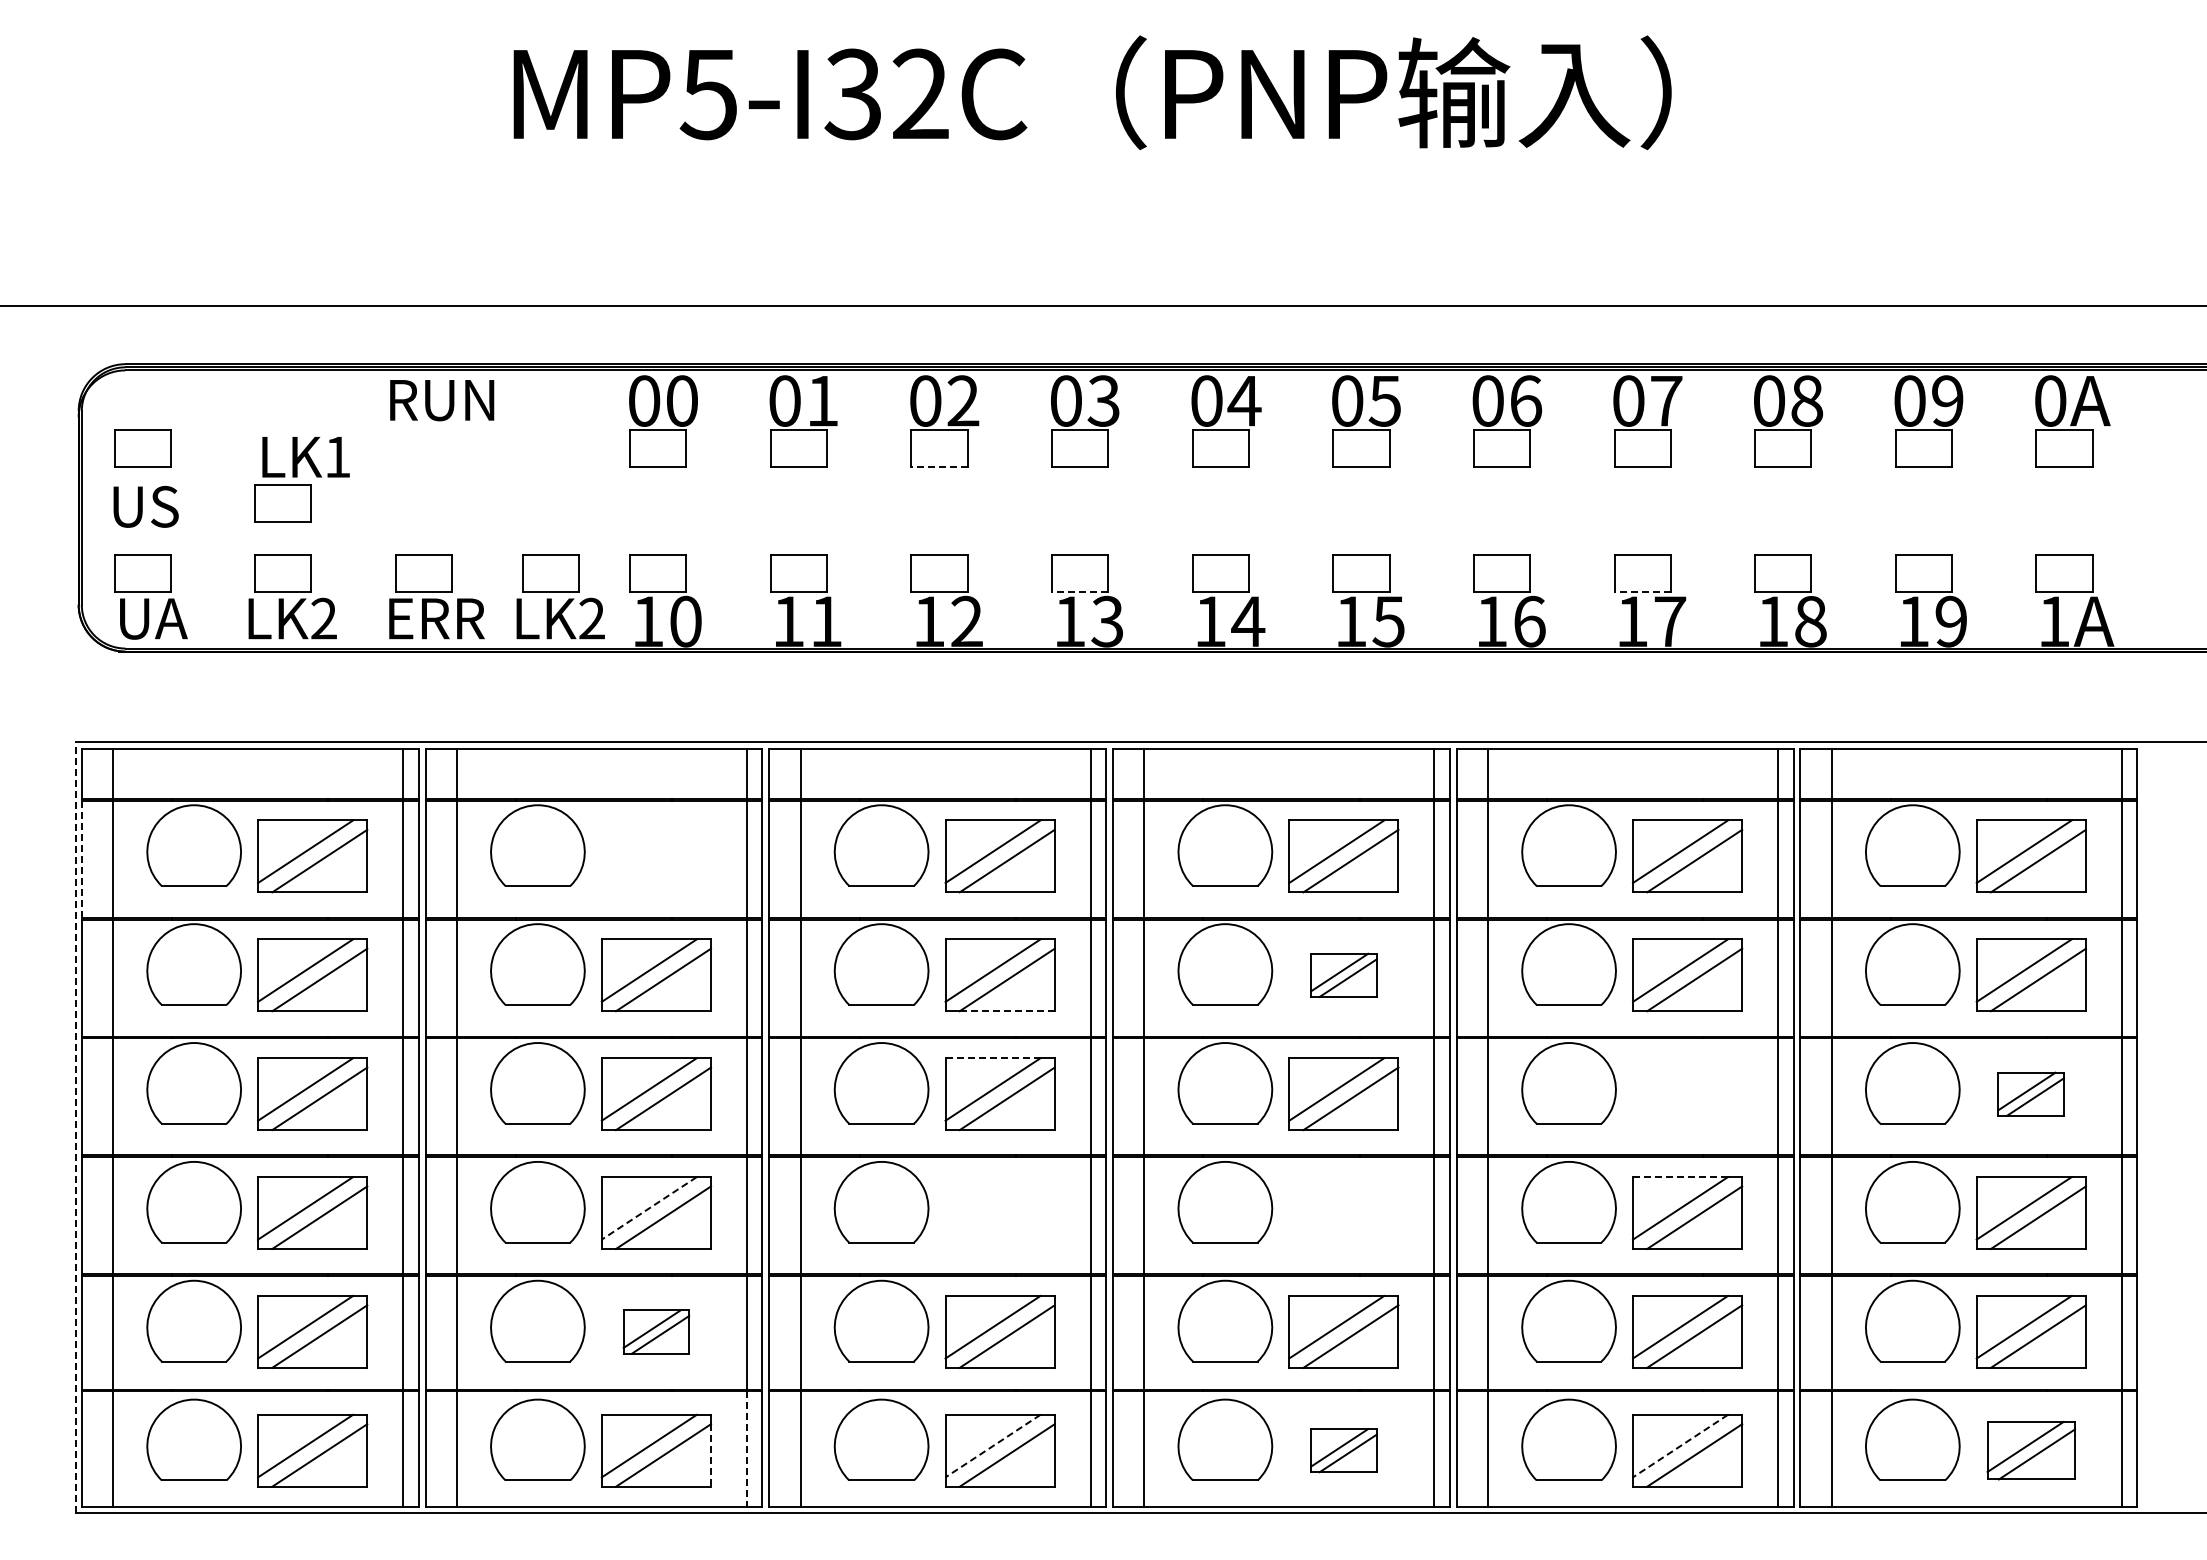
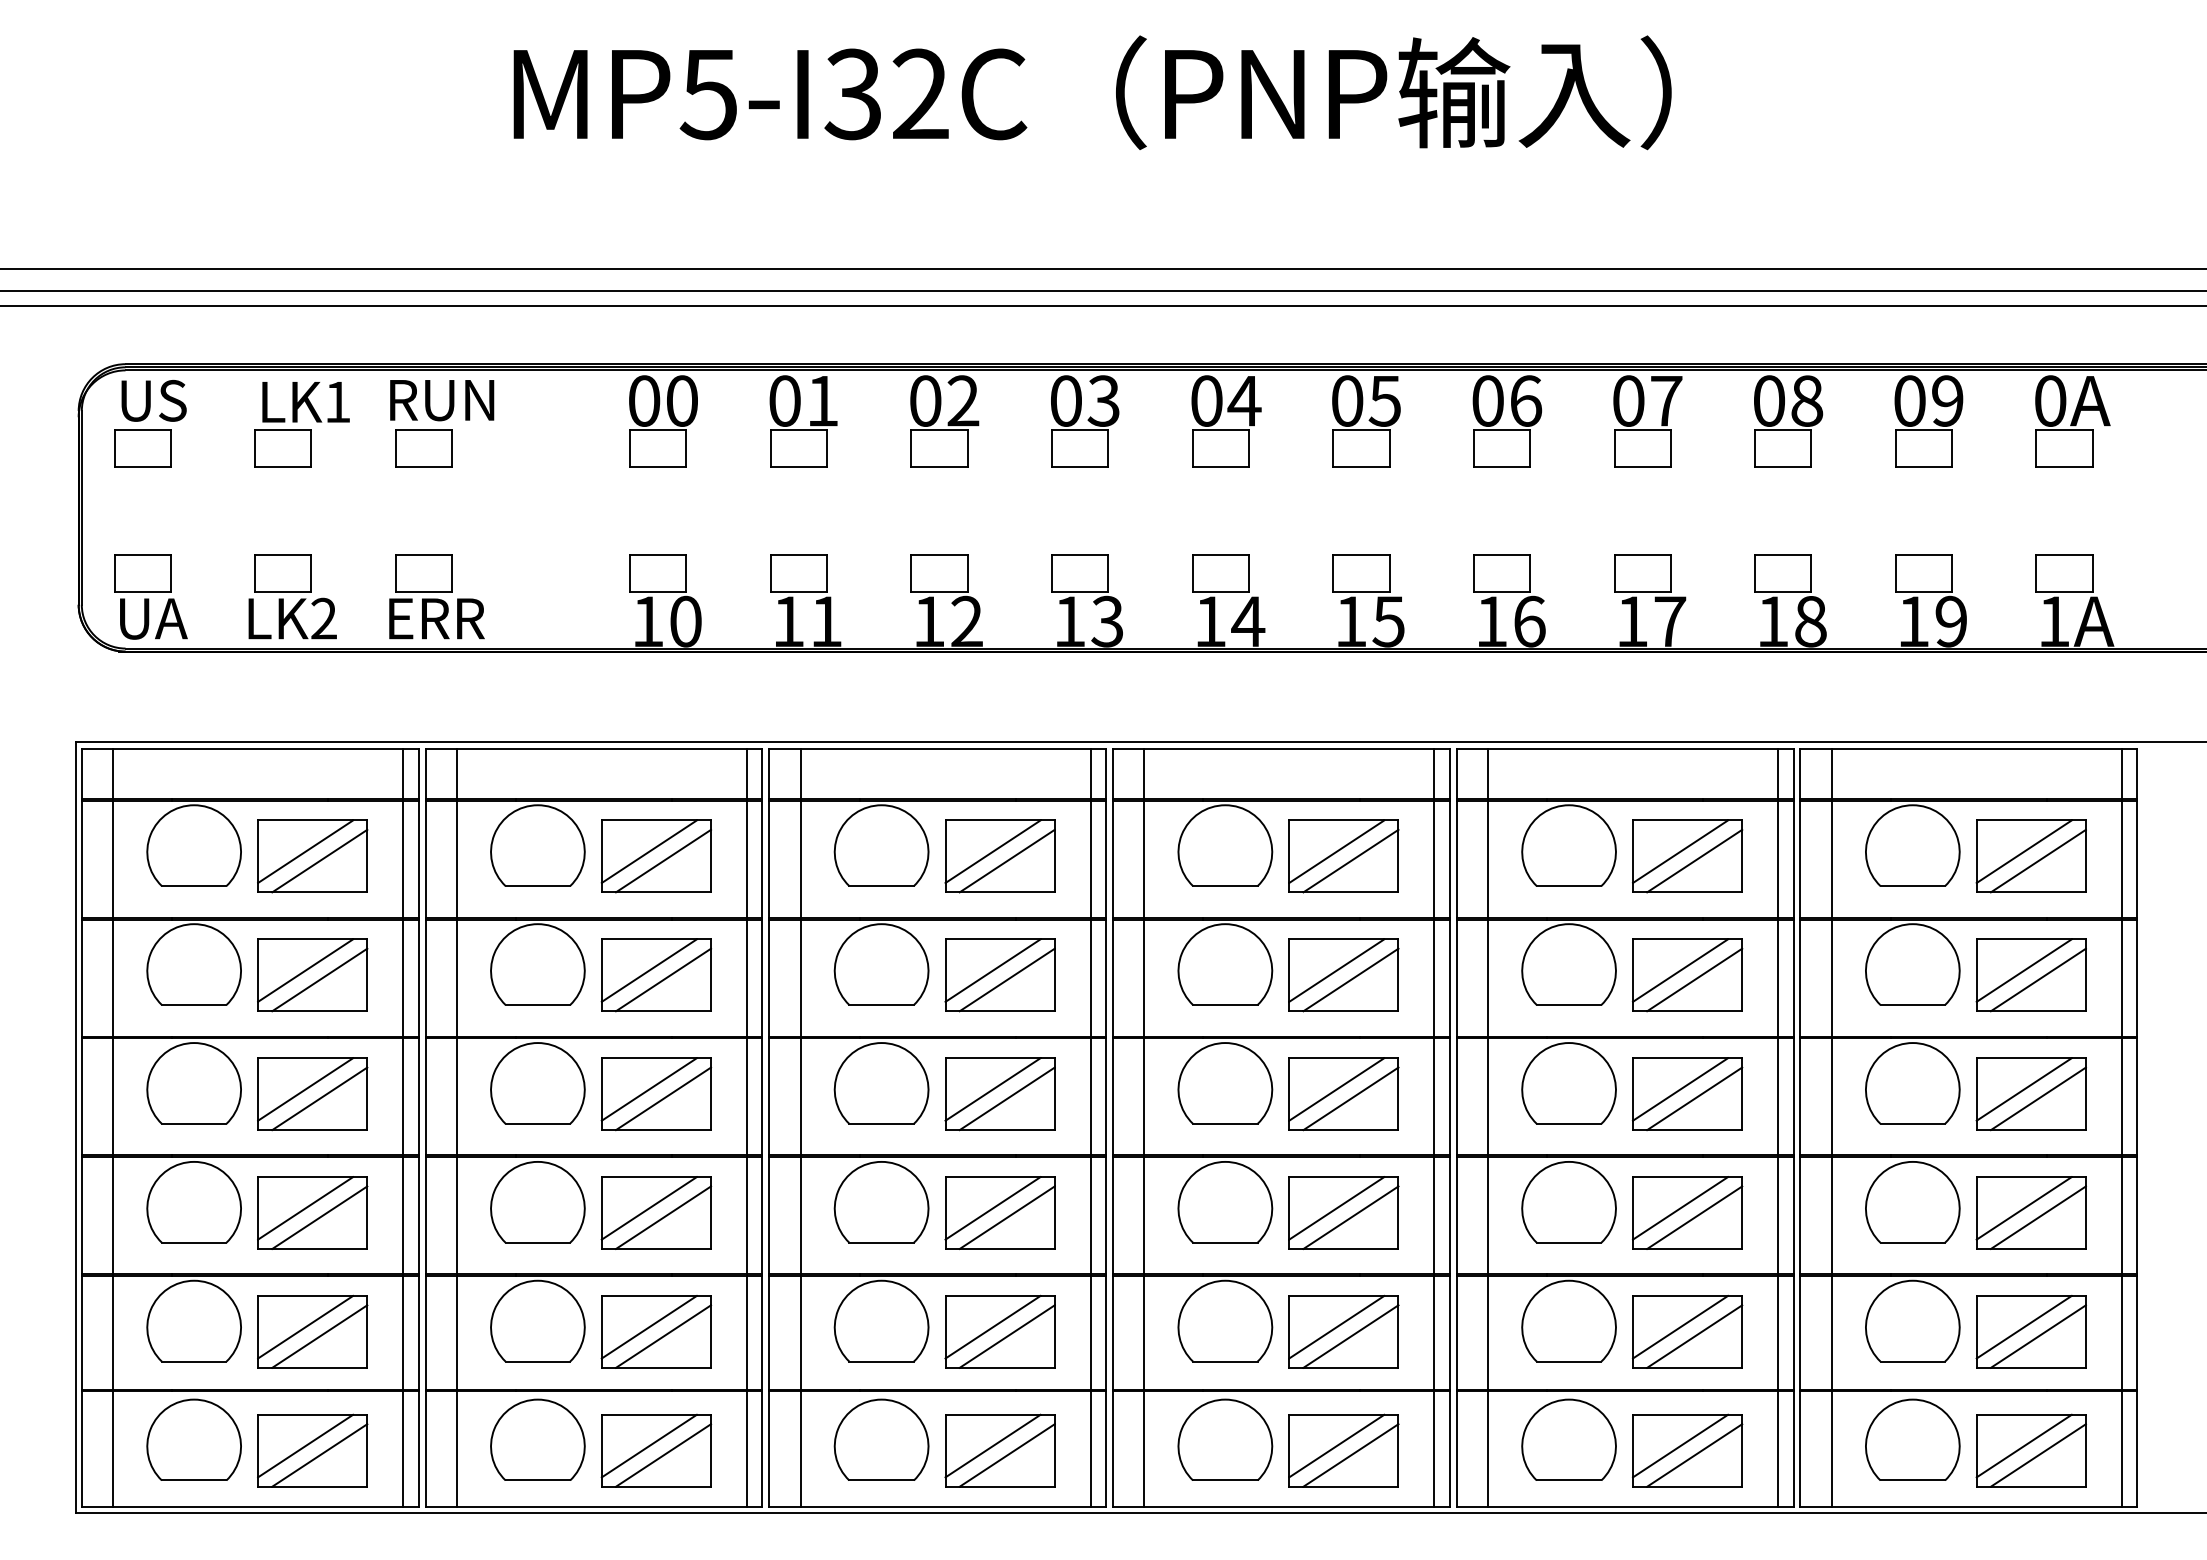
line: none -> present (1102, 268)
line: none -> present (1102, 290)
part: none -> present (423, 448)
line: dashed -> solid (939, 467)
part position: (301, 479) -> (301, 424) (301, 424)
text position: (145, 506) -> (153, 400) (153, 400)
line: dashed -> solid (1079, 592)
line: dashed -> solid (1642, 592)
part: present -> none (560, 596)
part: none -> present (655, 856)
line: dashed -> solid (81, 859)
part size: 68x46 px -> 112x75 px (1343, 975)
line: dashed -> solid (1007, 1011)
line: dashed -> solid (993, 1058)
part size: 68x46 px -> 112x75 px (2030, 1094)
part: none -> present (1687, 1094)
line: dashed -> solid (75, 1127)
line: dashed -> solid (1680, 1177)
line: dashed -> solid (649, 1208)
part: none -> present (999, 1212)
part: none -> present (1343, 1212)
part size: 69x46 px -> 113x74 px (656, 1331)
line: dashed -> solid (993, 1446)
line: dashed -> solid (1680, 1446)
line: dashed -> solid (746, 1449)
part size: 68x46 px -> 112x75 px (1343, 1450)
part size: 90x61 px -> 112x75 px (2030, 1450)
line: dashed -> solid (711, 1455)
